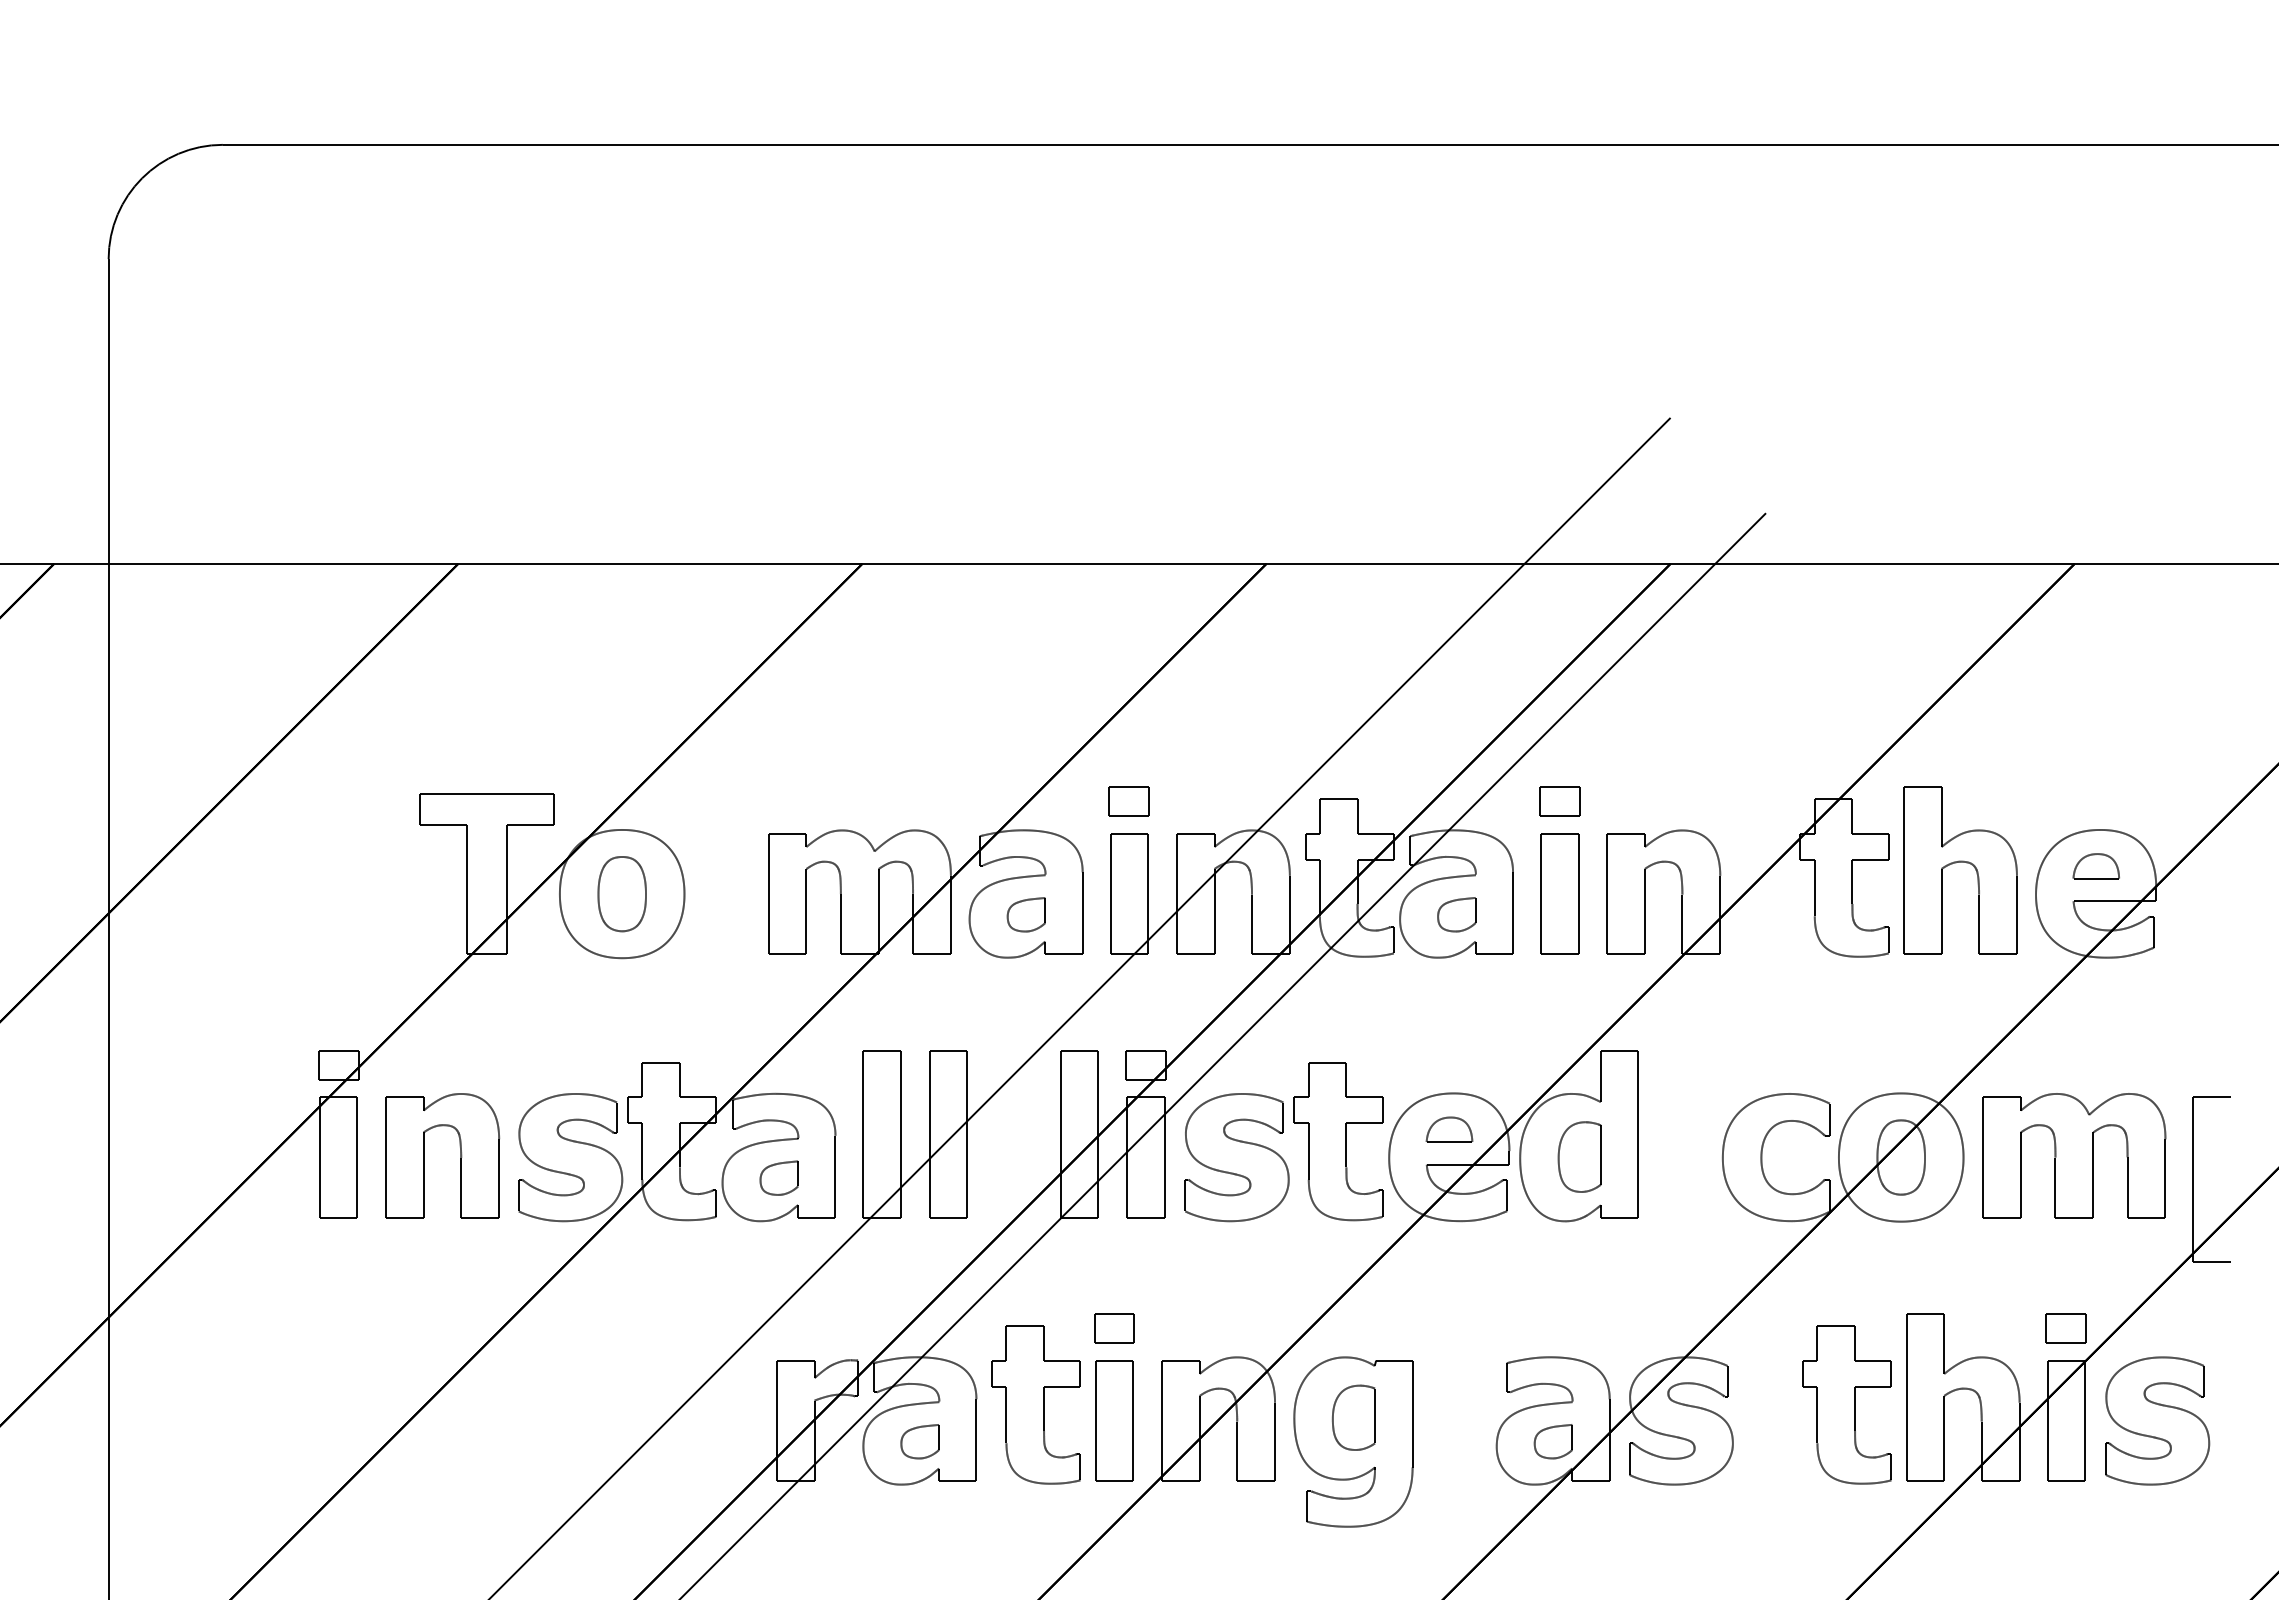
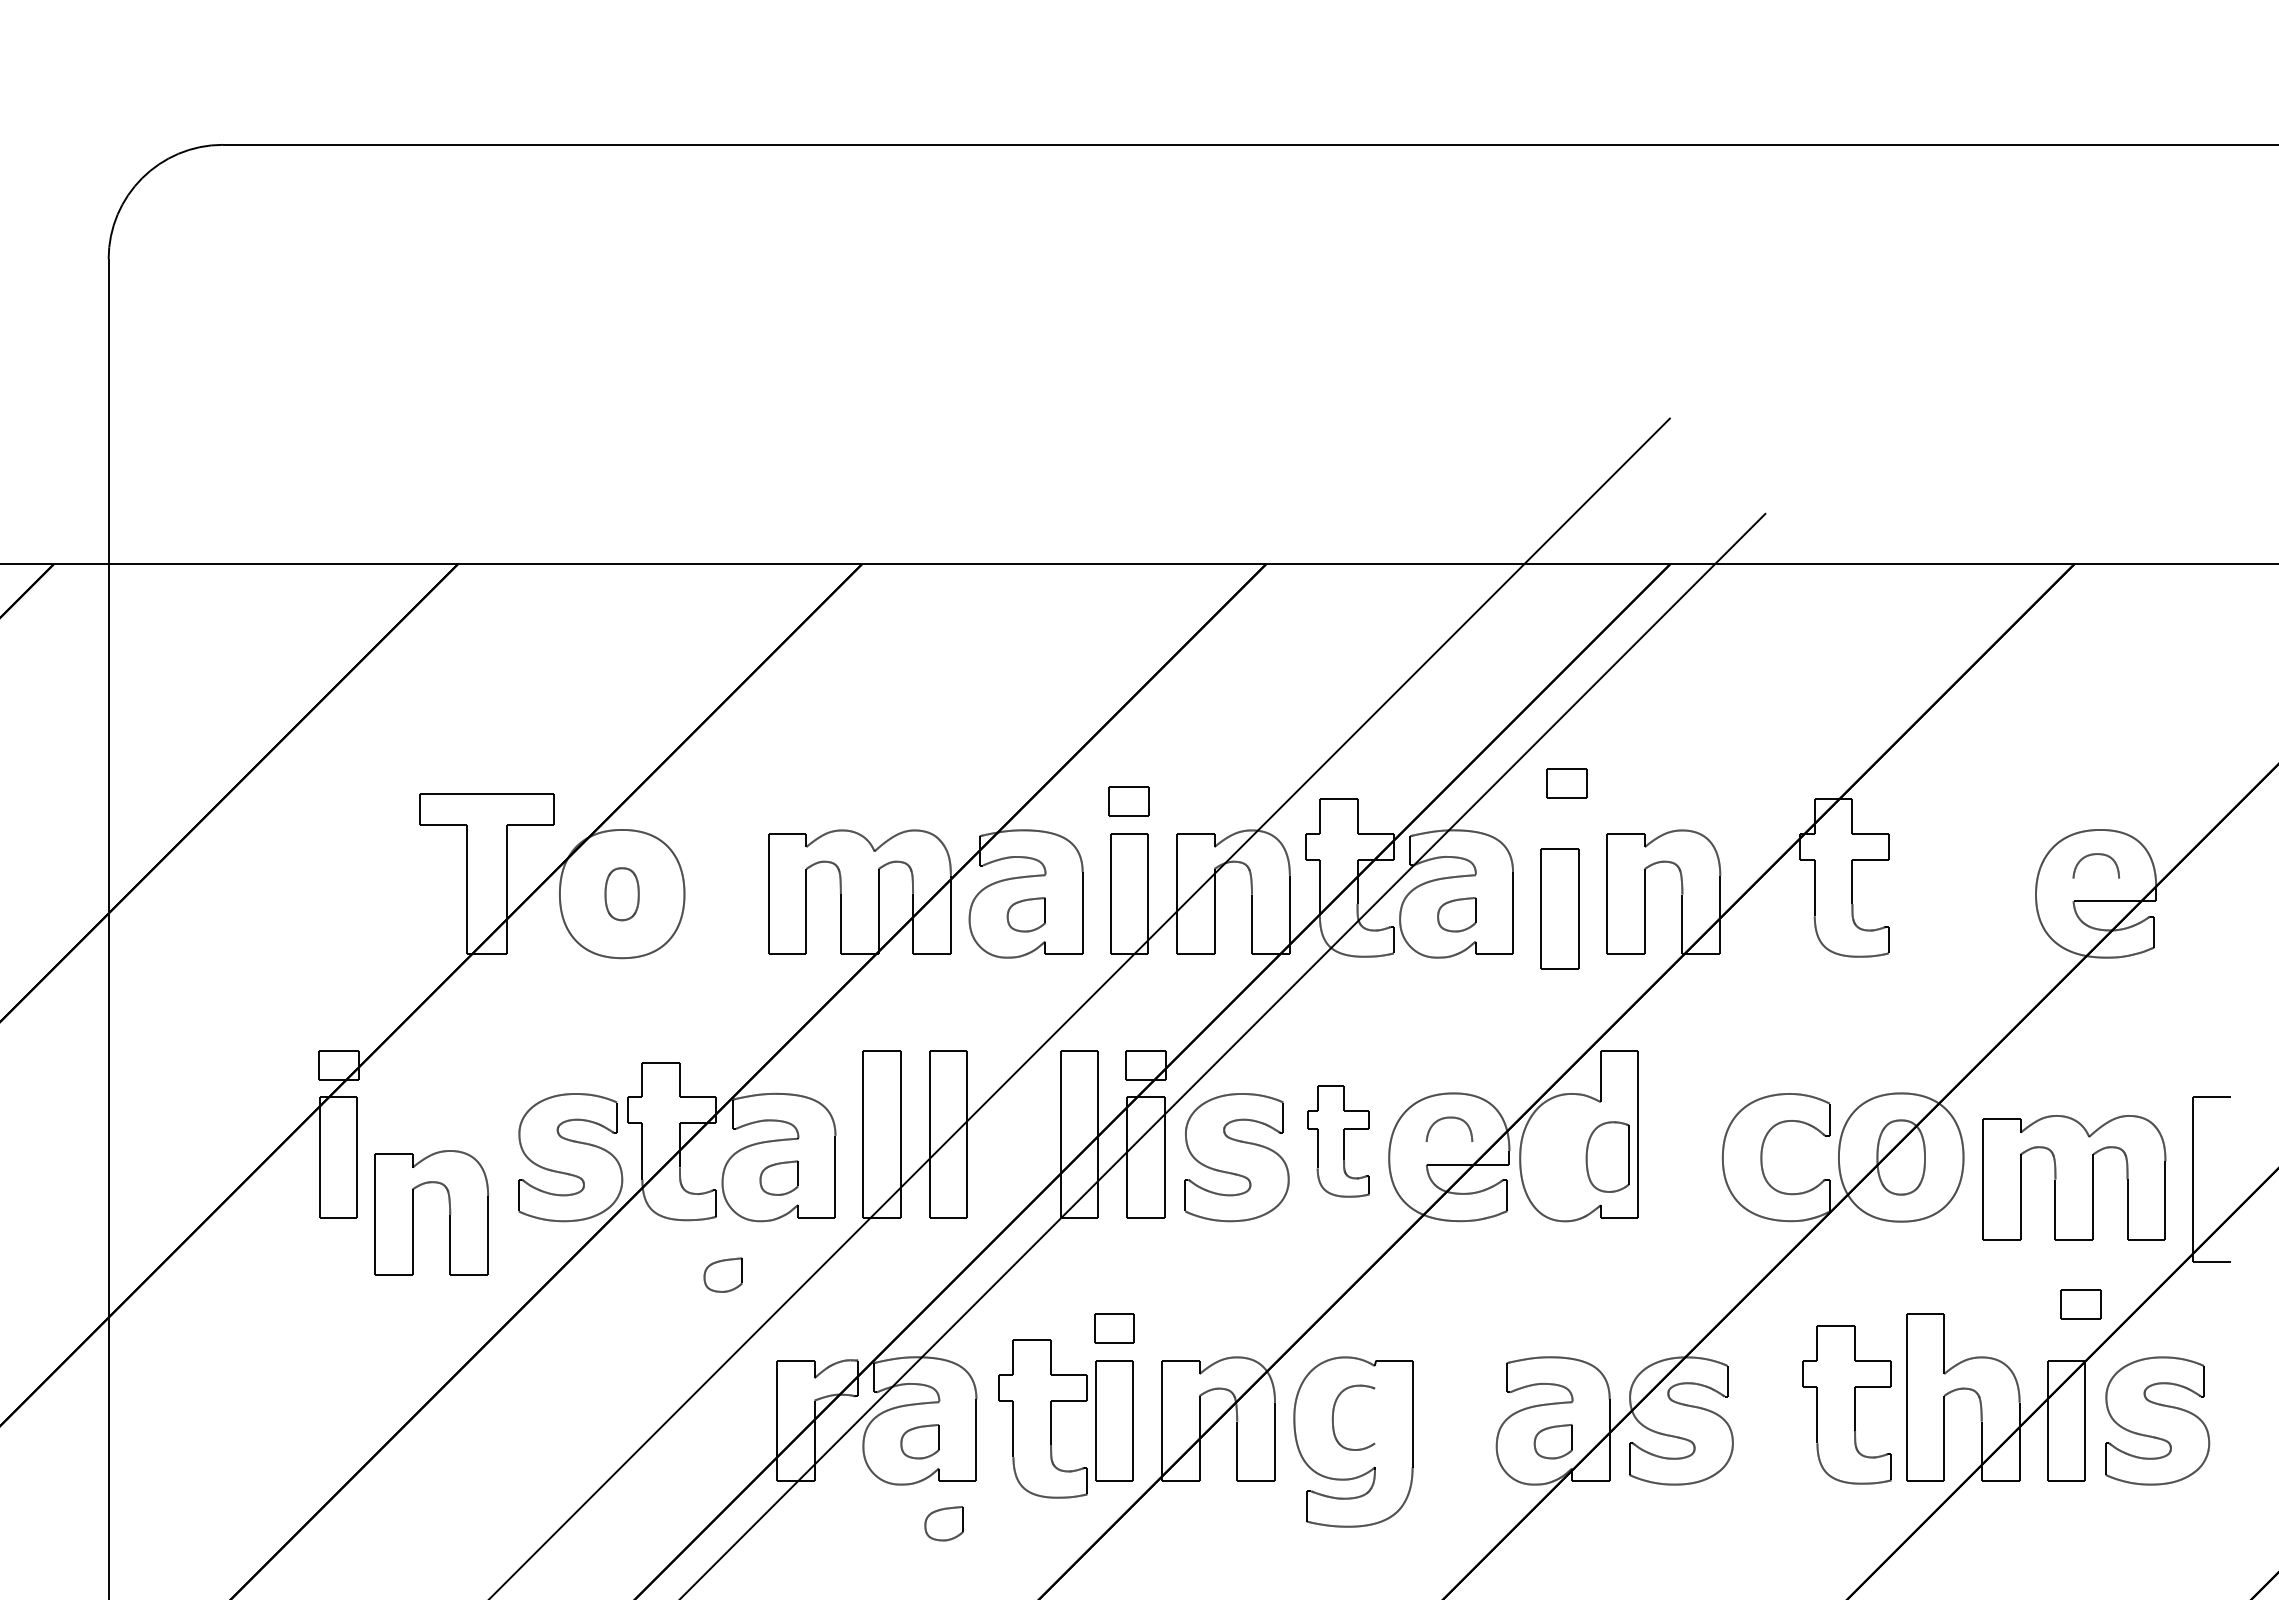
part position: (1559, 801) -> (1566, 783) (1566, 783)
part: present -> none (1960, 862)
line: present -> none (2096, 878)
part position: (1559, 893) -> (1559, 908) (1559, 908)
part size: 50x77 px -> 36x55 px (621, 894)
part size: 91x160 px -> 63x113 px (1338, 1141)
line: present -> none (1449, 1142)
part position: (424, 1155) -> (413, 1212) (413, 1212)
part position: (2074, 1155) -> (2074, 1177) (2074, 1177)
part position: (1579, 1156) -> (1607, 1156) (1607, 1156)
part: none -> present (722, 1274)
part position: (2065, 1328) -> (2080, 1304) (2080, 1304)
part position: (1035, 1404) -> (1042, 1418) (1042, 1418)
line: present -> none (1374, 1415)
part: none -> present (943, 1523)
